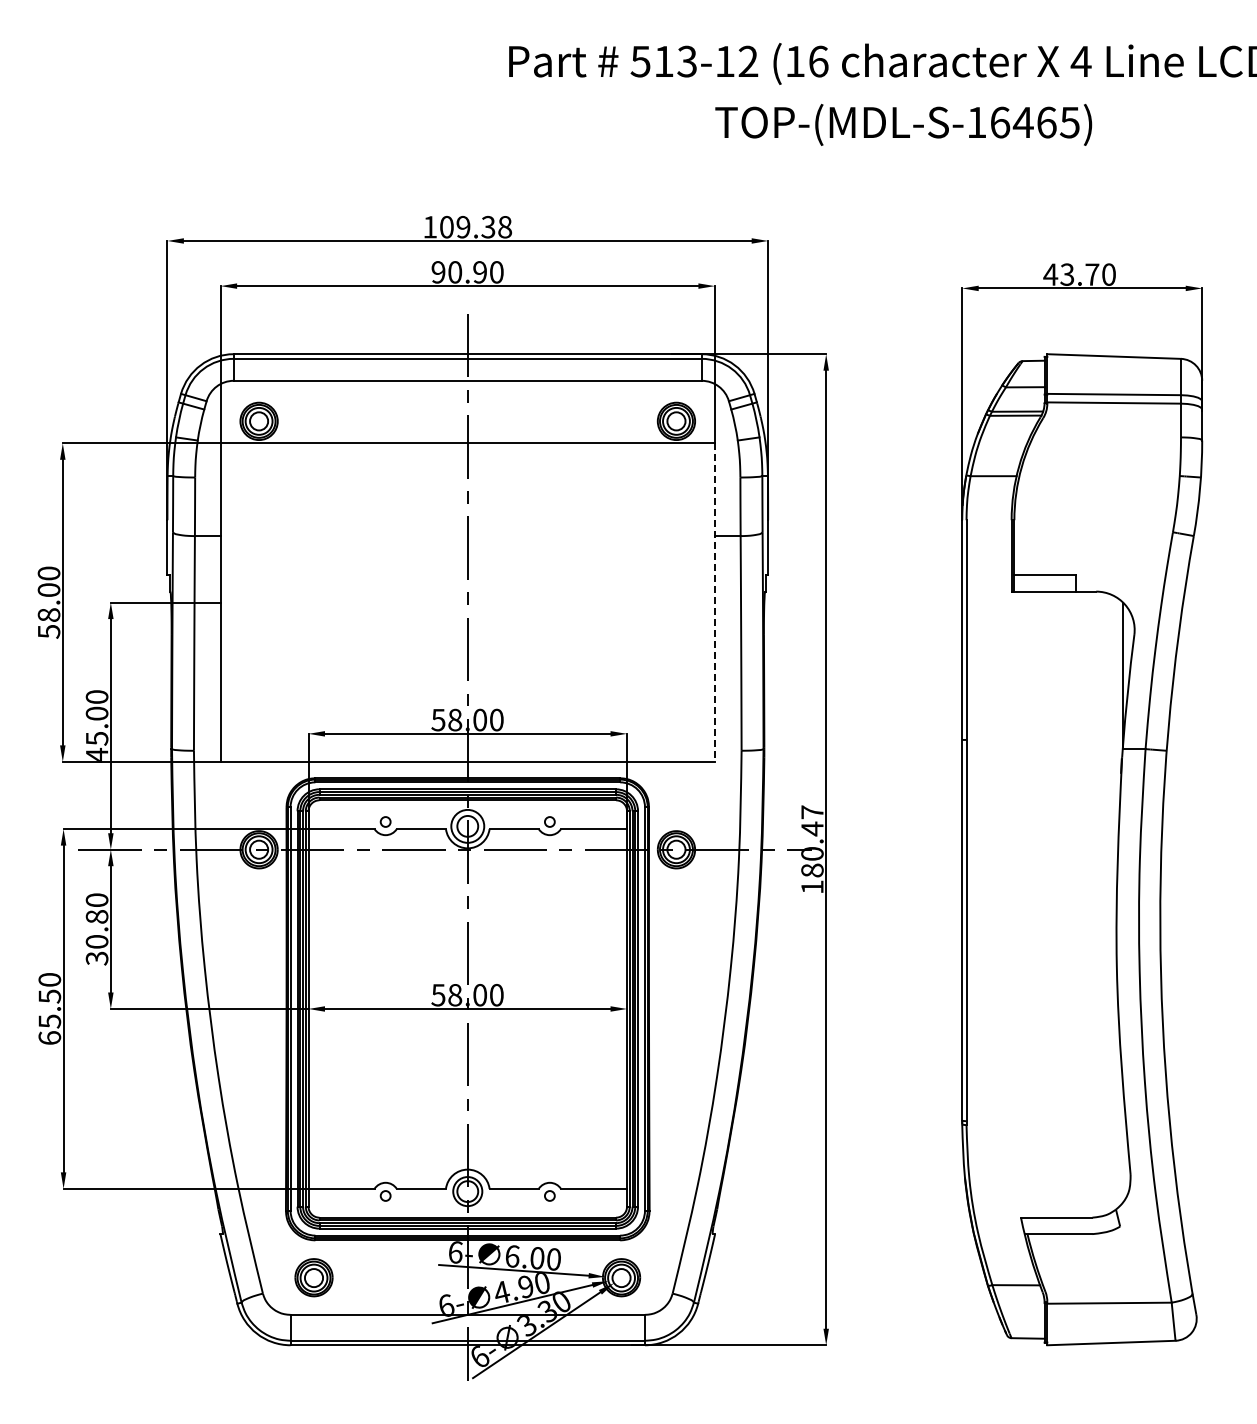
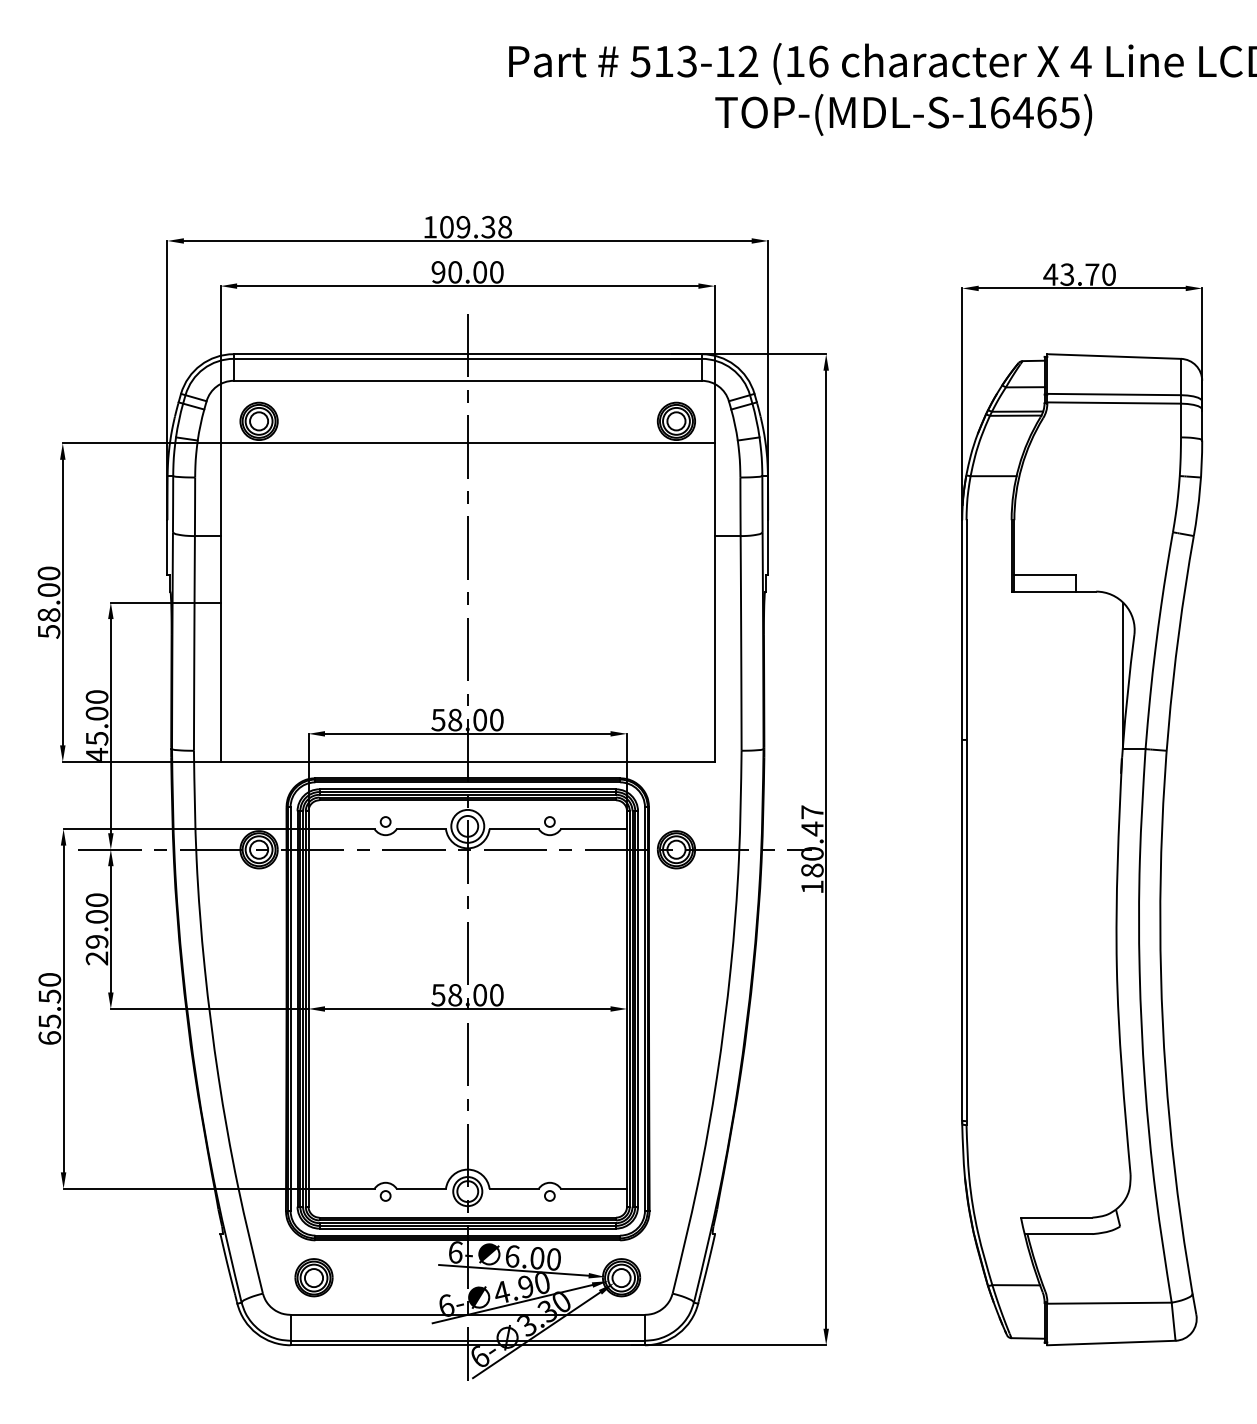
text position: (903, 124) -> (903, 114) (903, 114)
text: 90.90 -> 90.00 (479, 272)
line: dashed -> solid (714, 603)
text: 30.80 -> 29.00 (96, 937)
